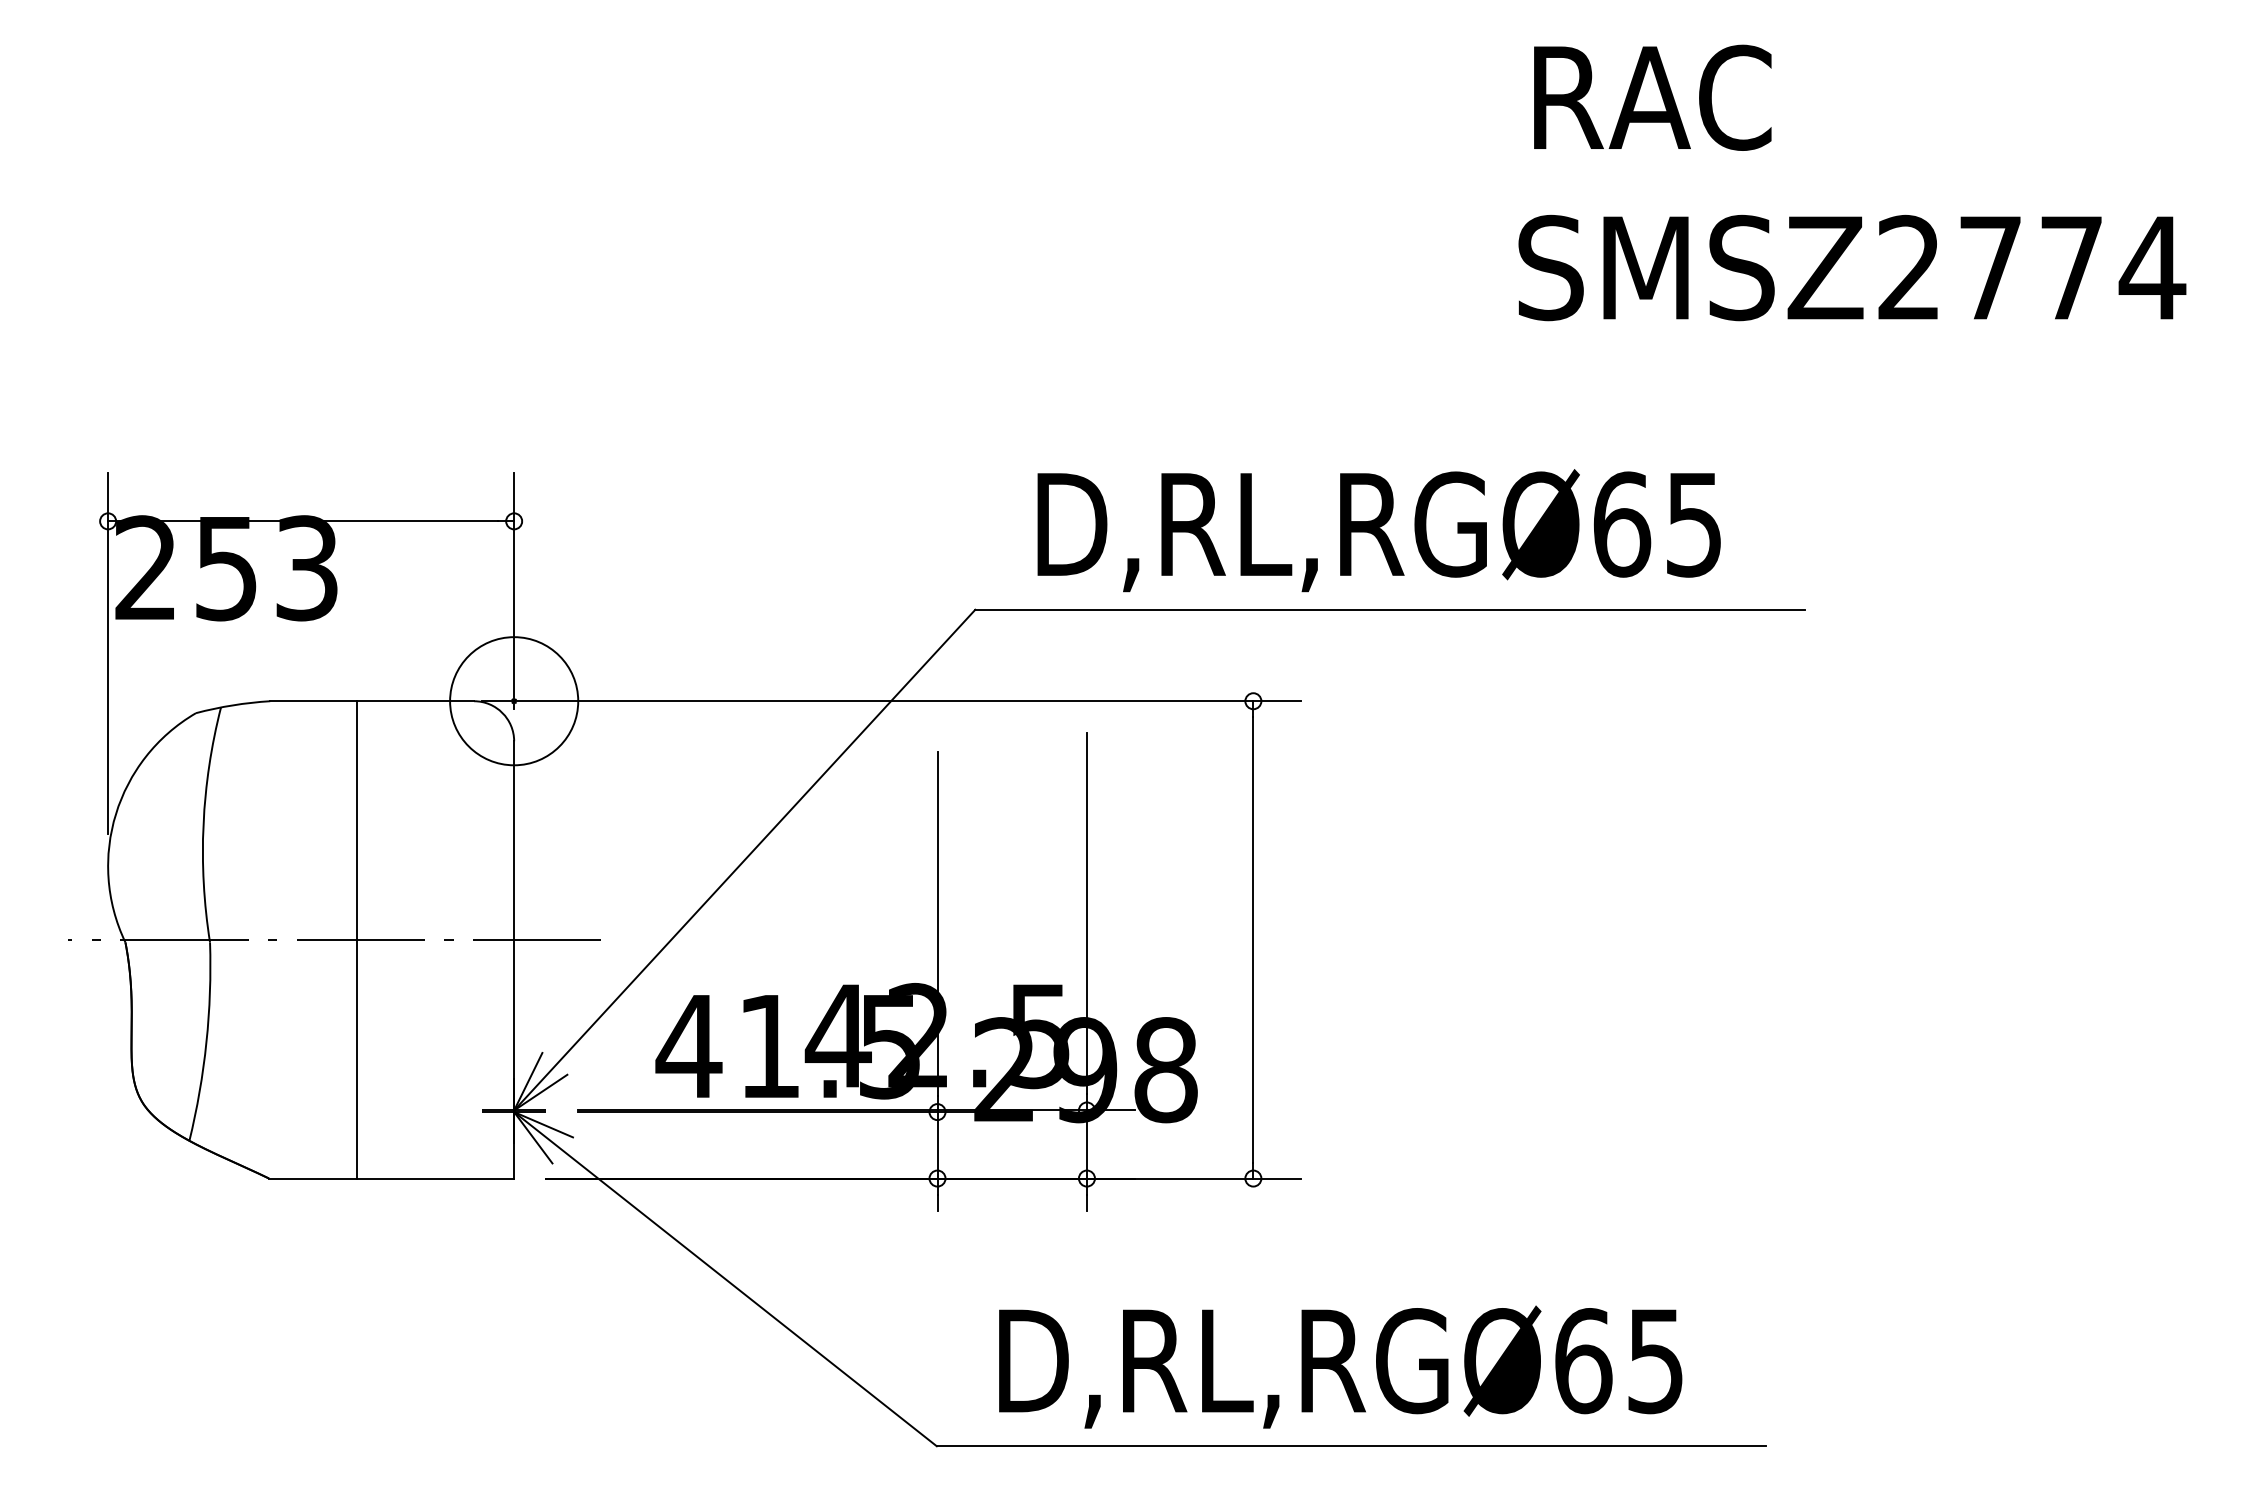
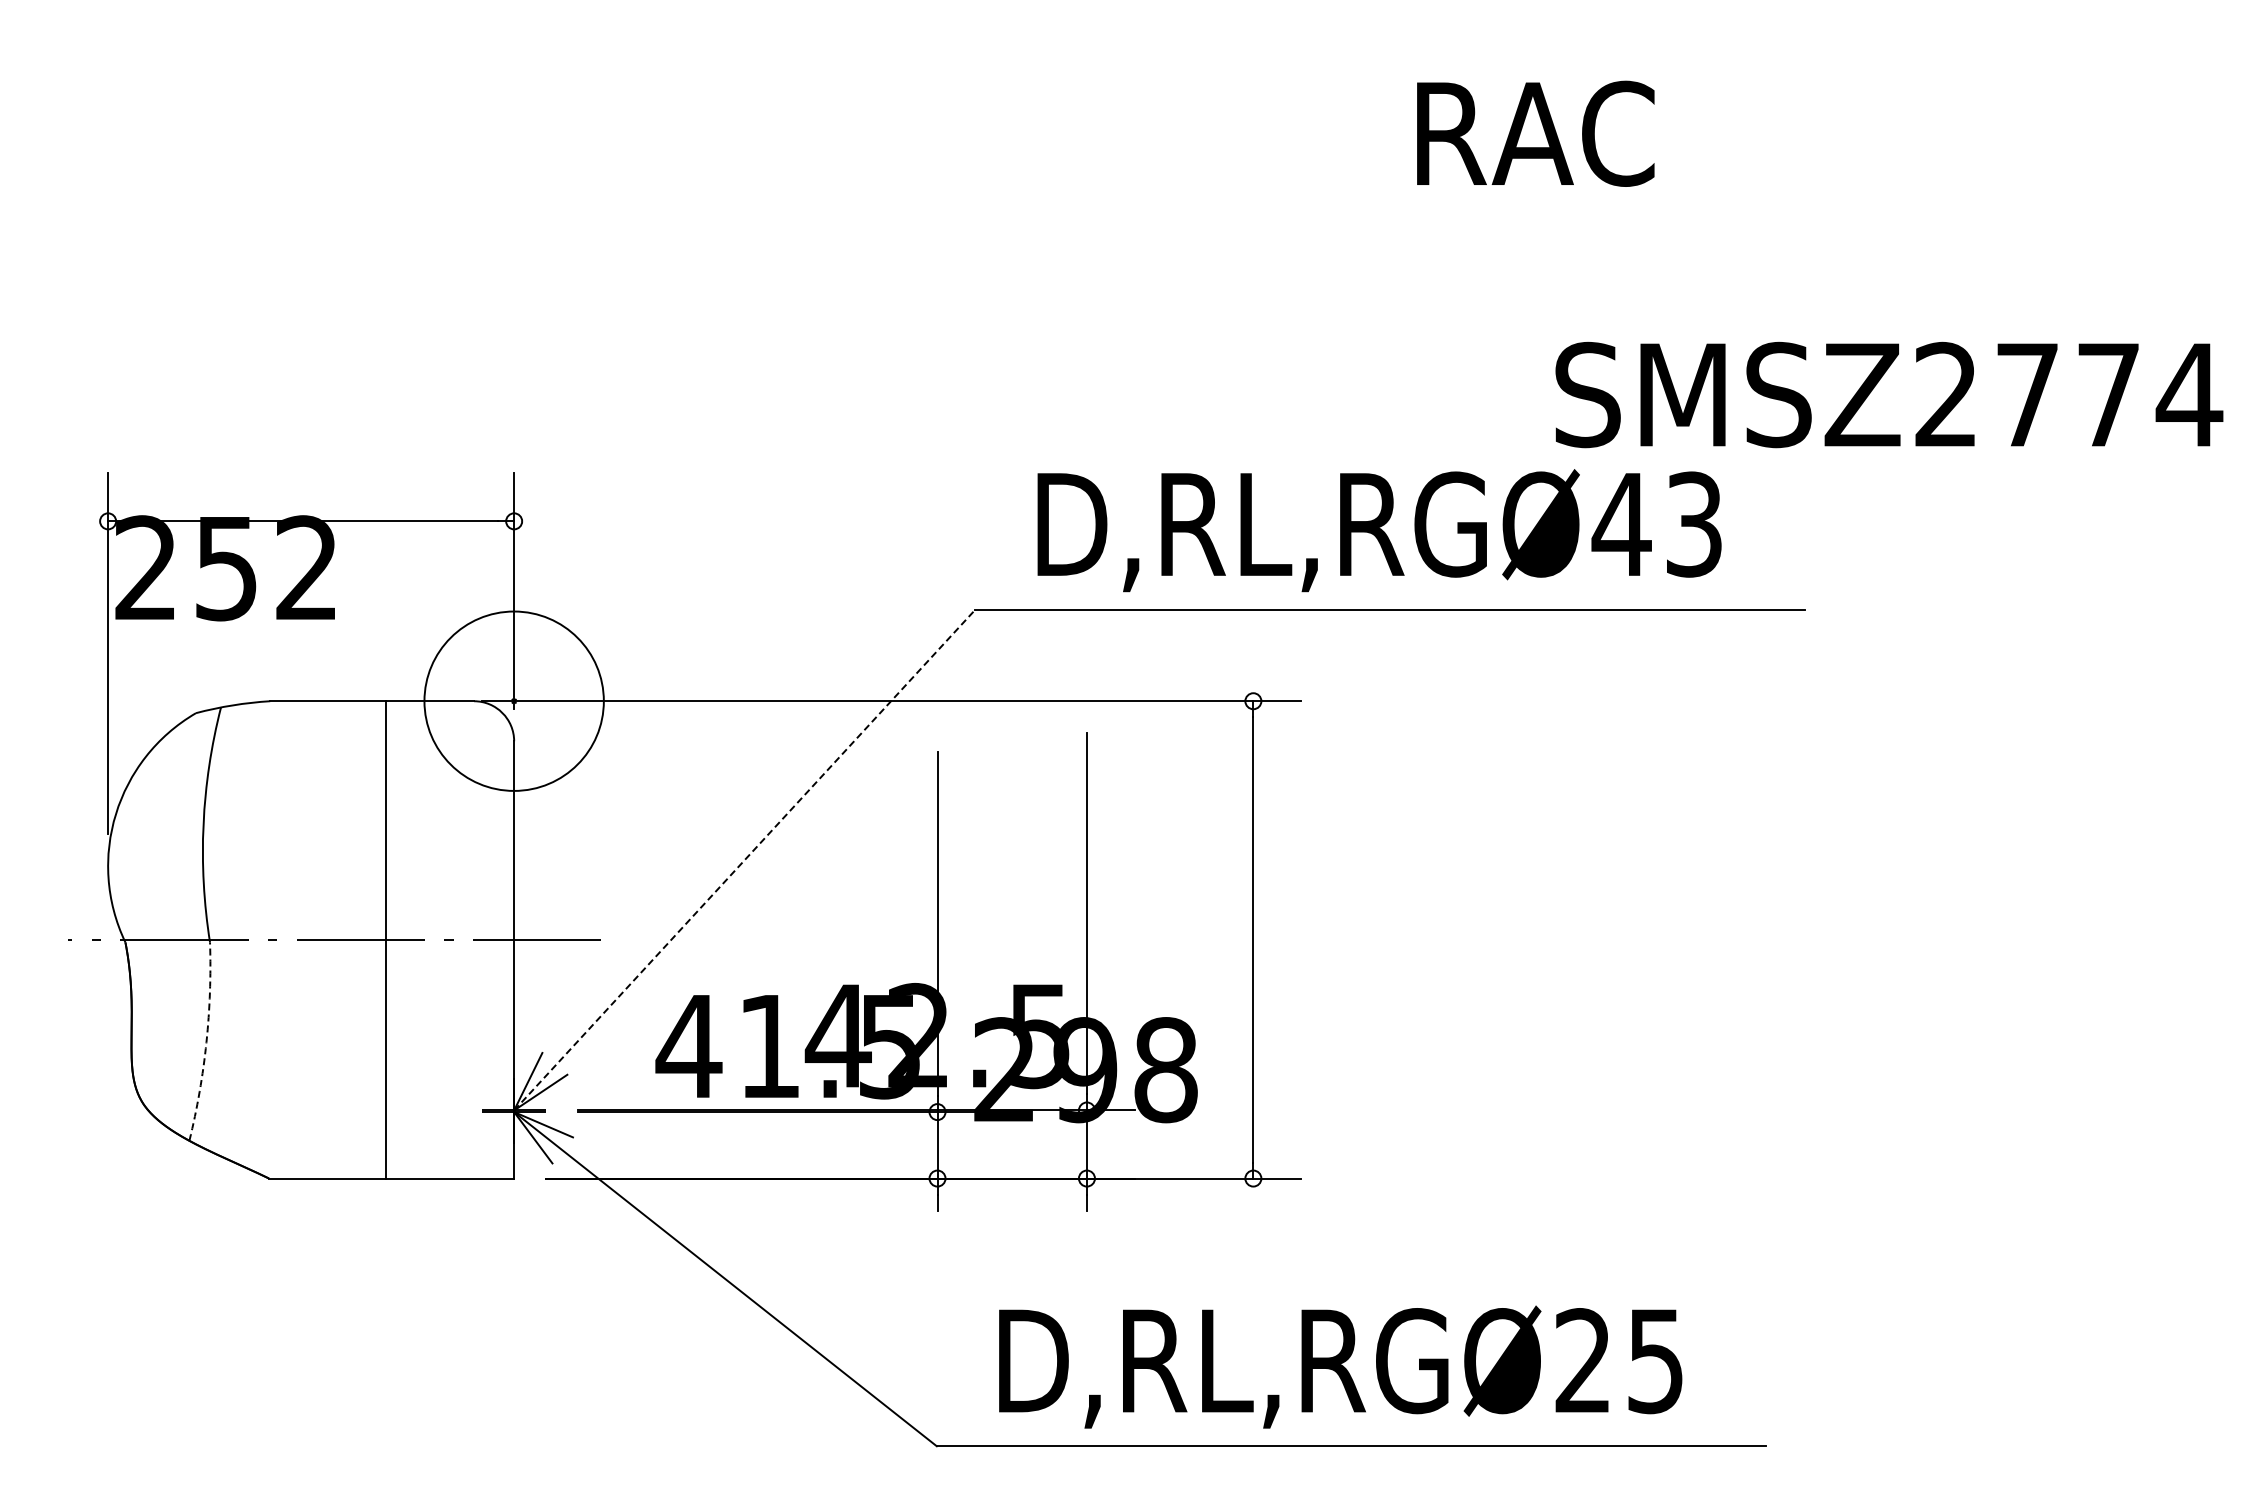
text position: (1652, 97) -> (1535, 133) (1535, 133)
text position: (1852, 267) -> (1889, 394) (1889, 394)
text: D,RL,RGØ65 -> D,RL,RGØ43 (1656, 524)
text: 253 -> 252 (306, 568)
circle diameter: 128 px -> 179 px (513, 700)
line: solid -> dashed (745, 859)
line position: (357, 939) -> (386, 939) (386, 939)
arc: solid -> dashed (206, 1042)
text: D,RL,RGØ65 -> D,RL,RGØ25 (1583, 1361)
